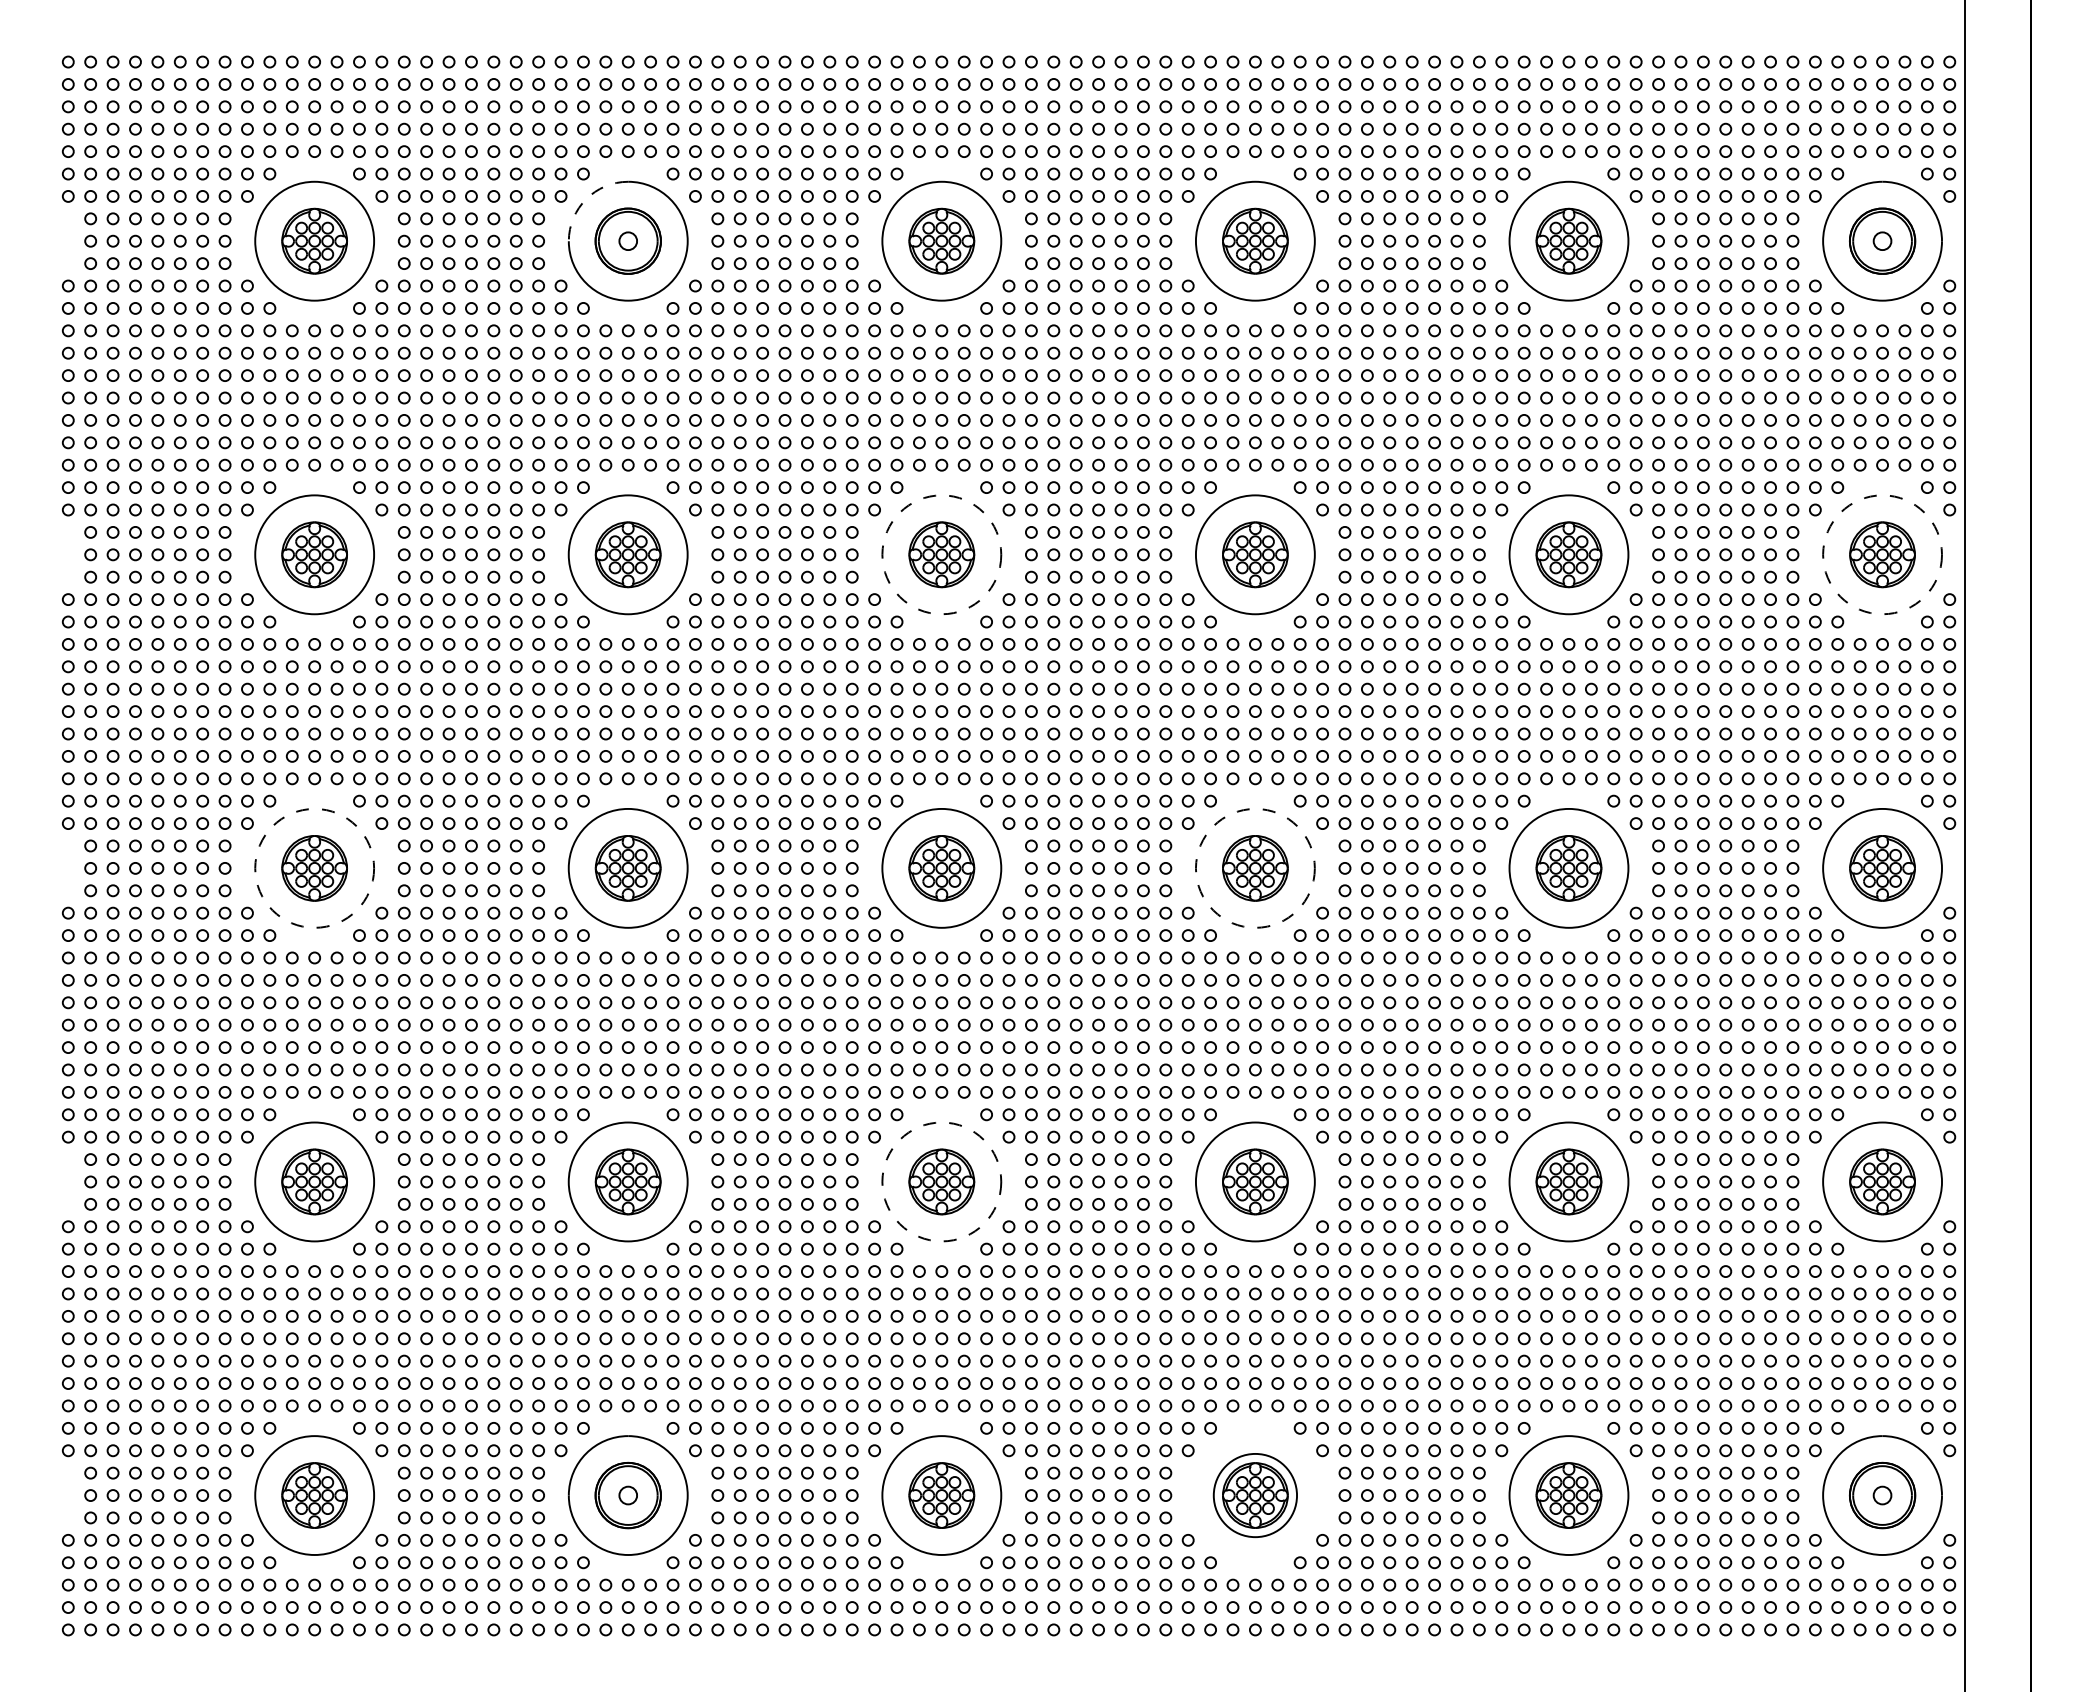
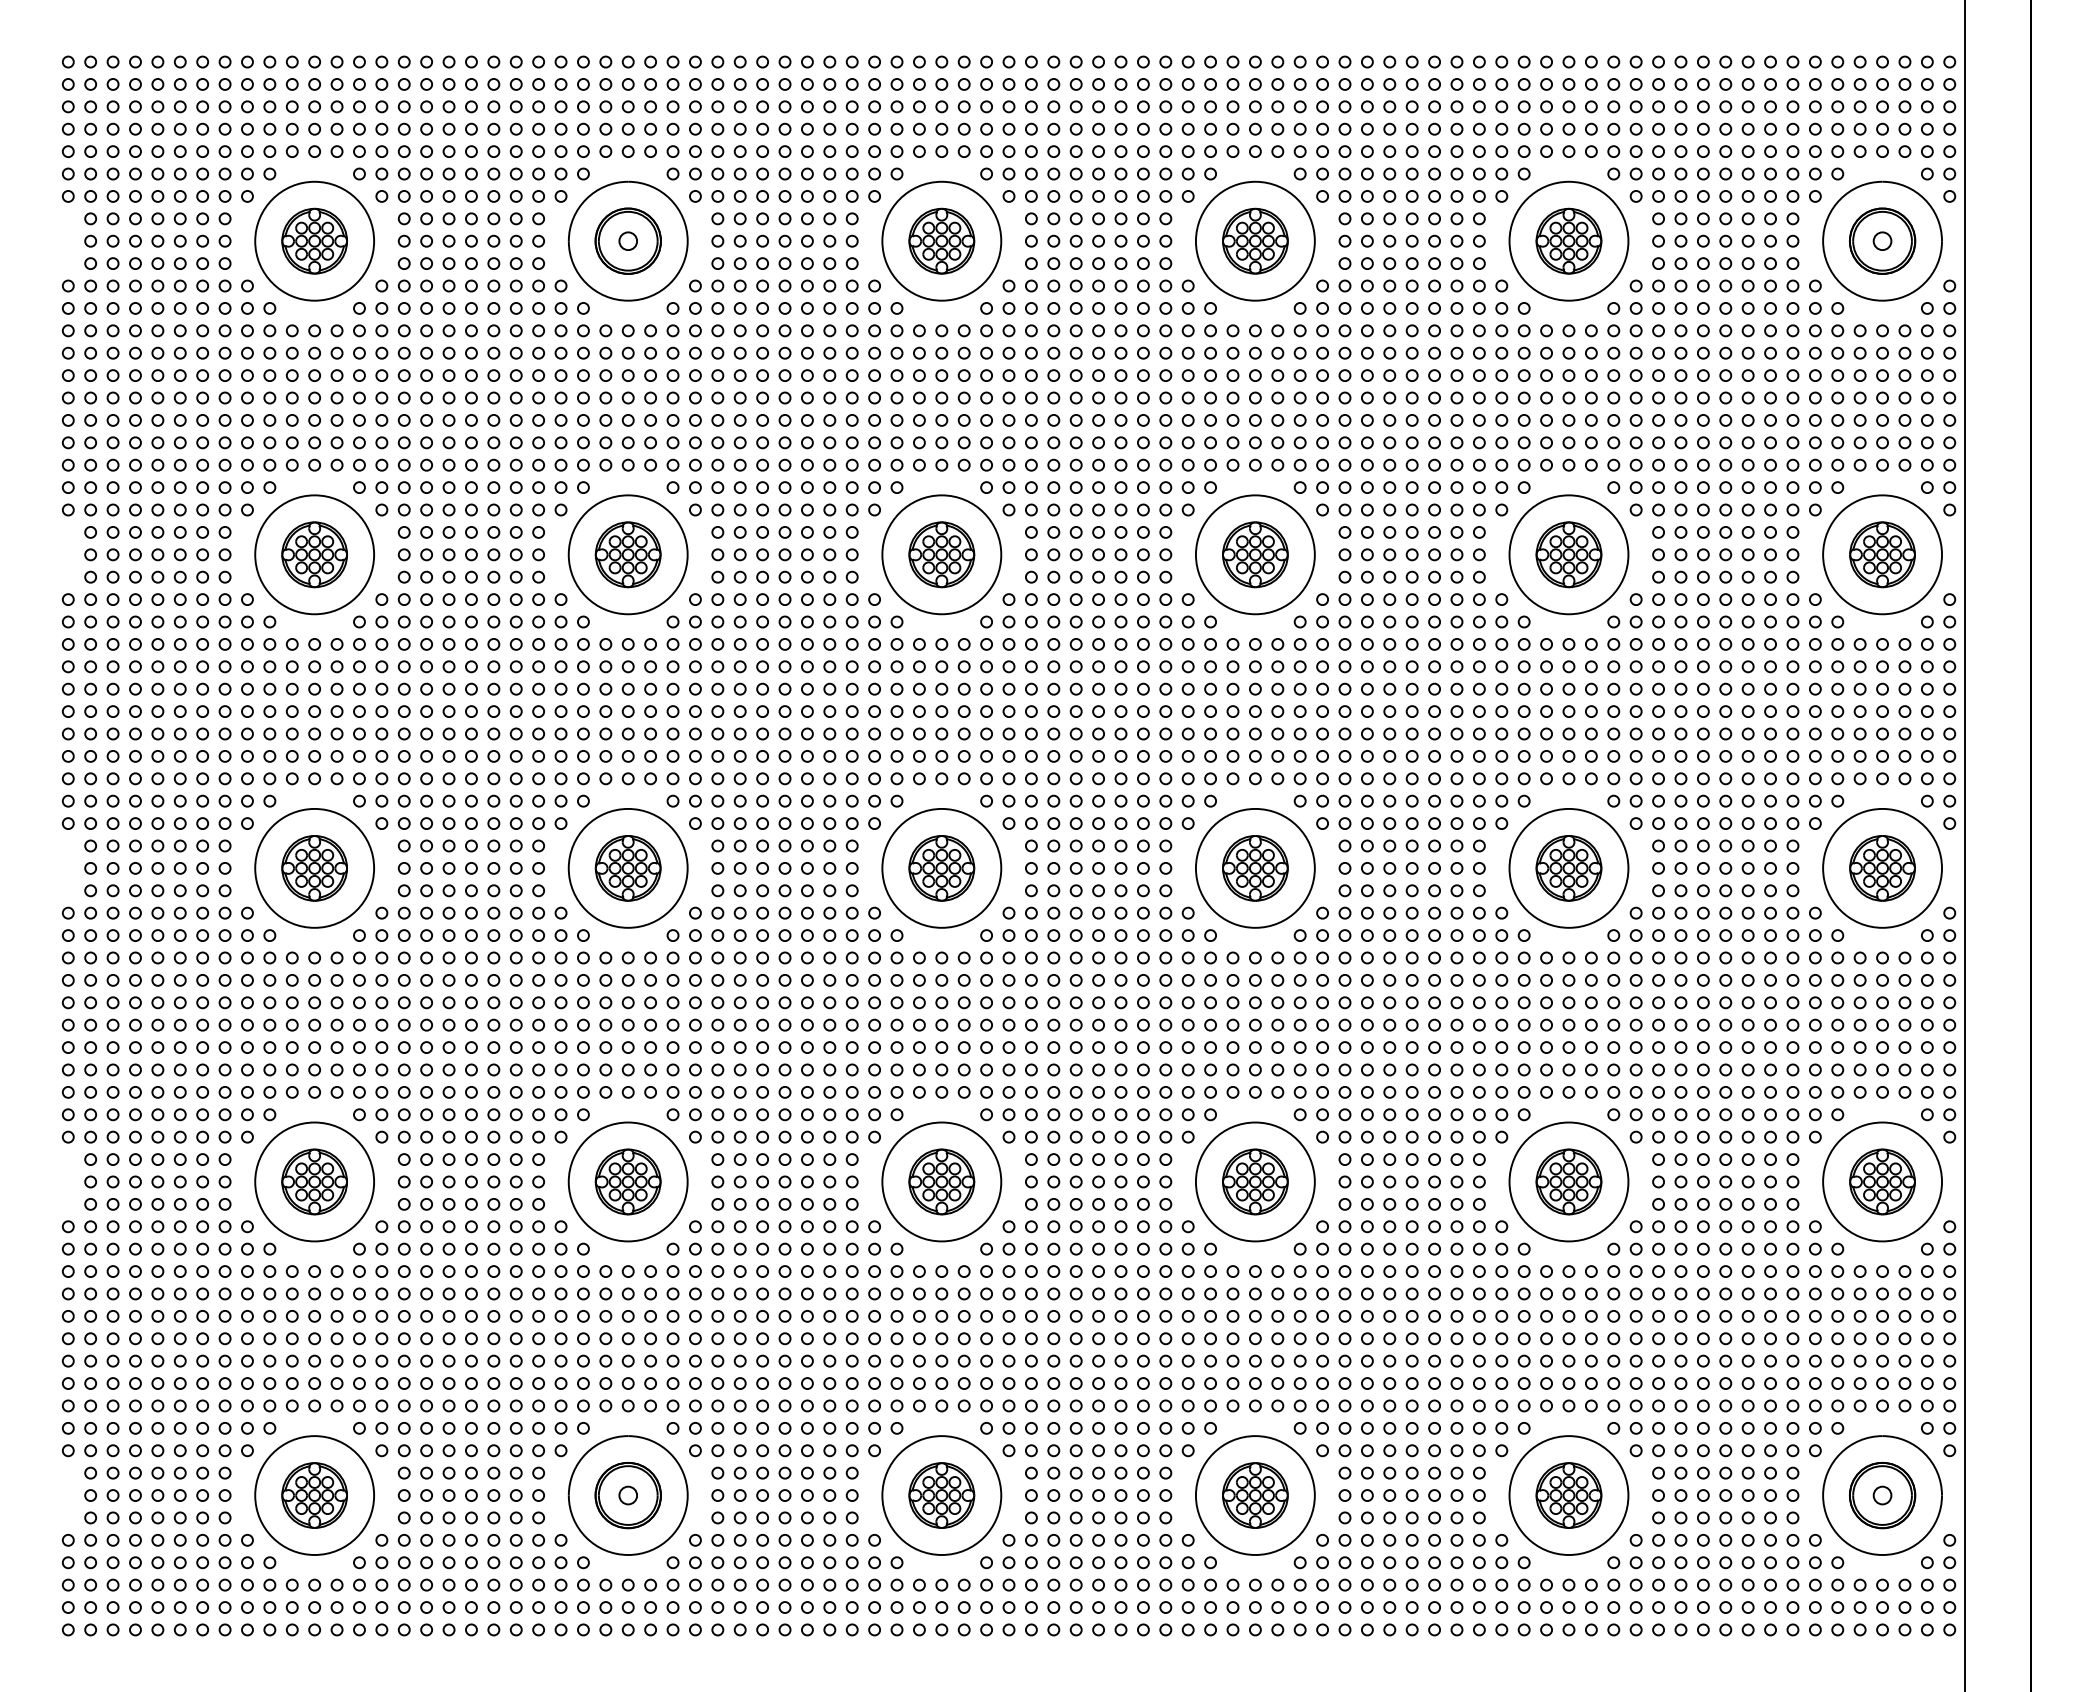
arc: dashed -> solid (586, 199)
circle: dashed -> solid (941, 554)
circle: dashed -> solid (1882, 554)
circle: dashed -> solid (314, 867)
circle: dashed -> solid (1254, 867)
circle: dashed -> solid (941, 1181)
circle diameter: 83 px -> 119 px (1254, 1495)
